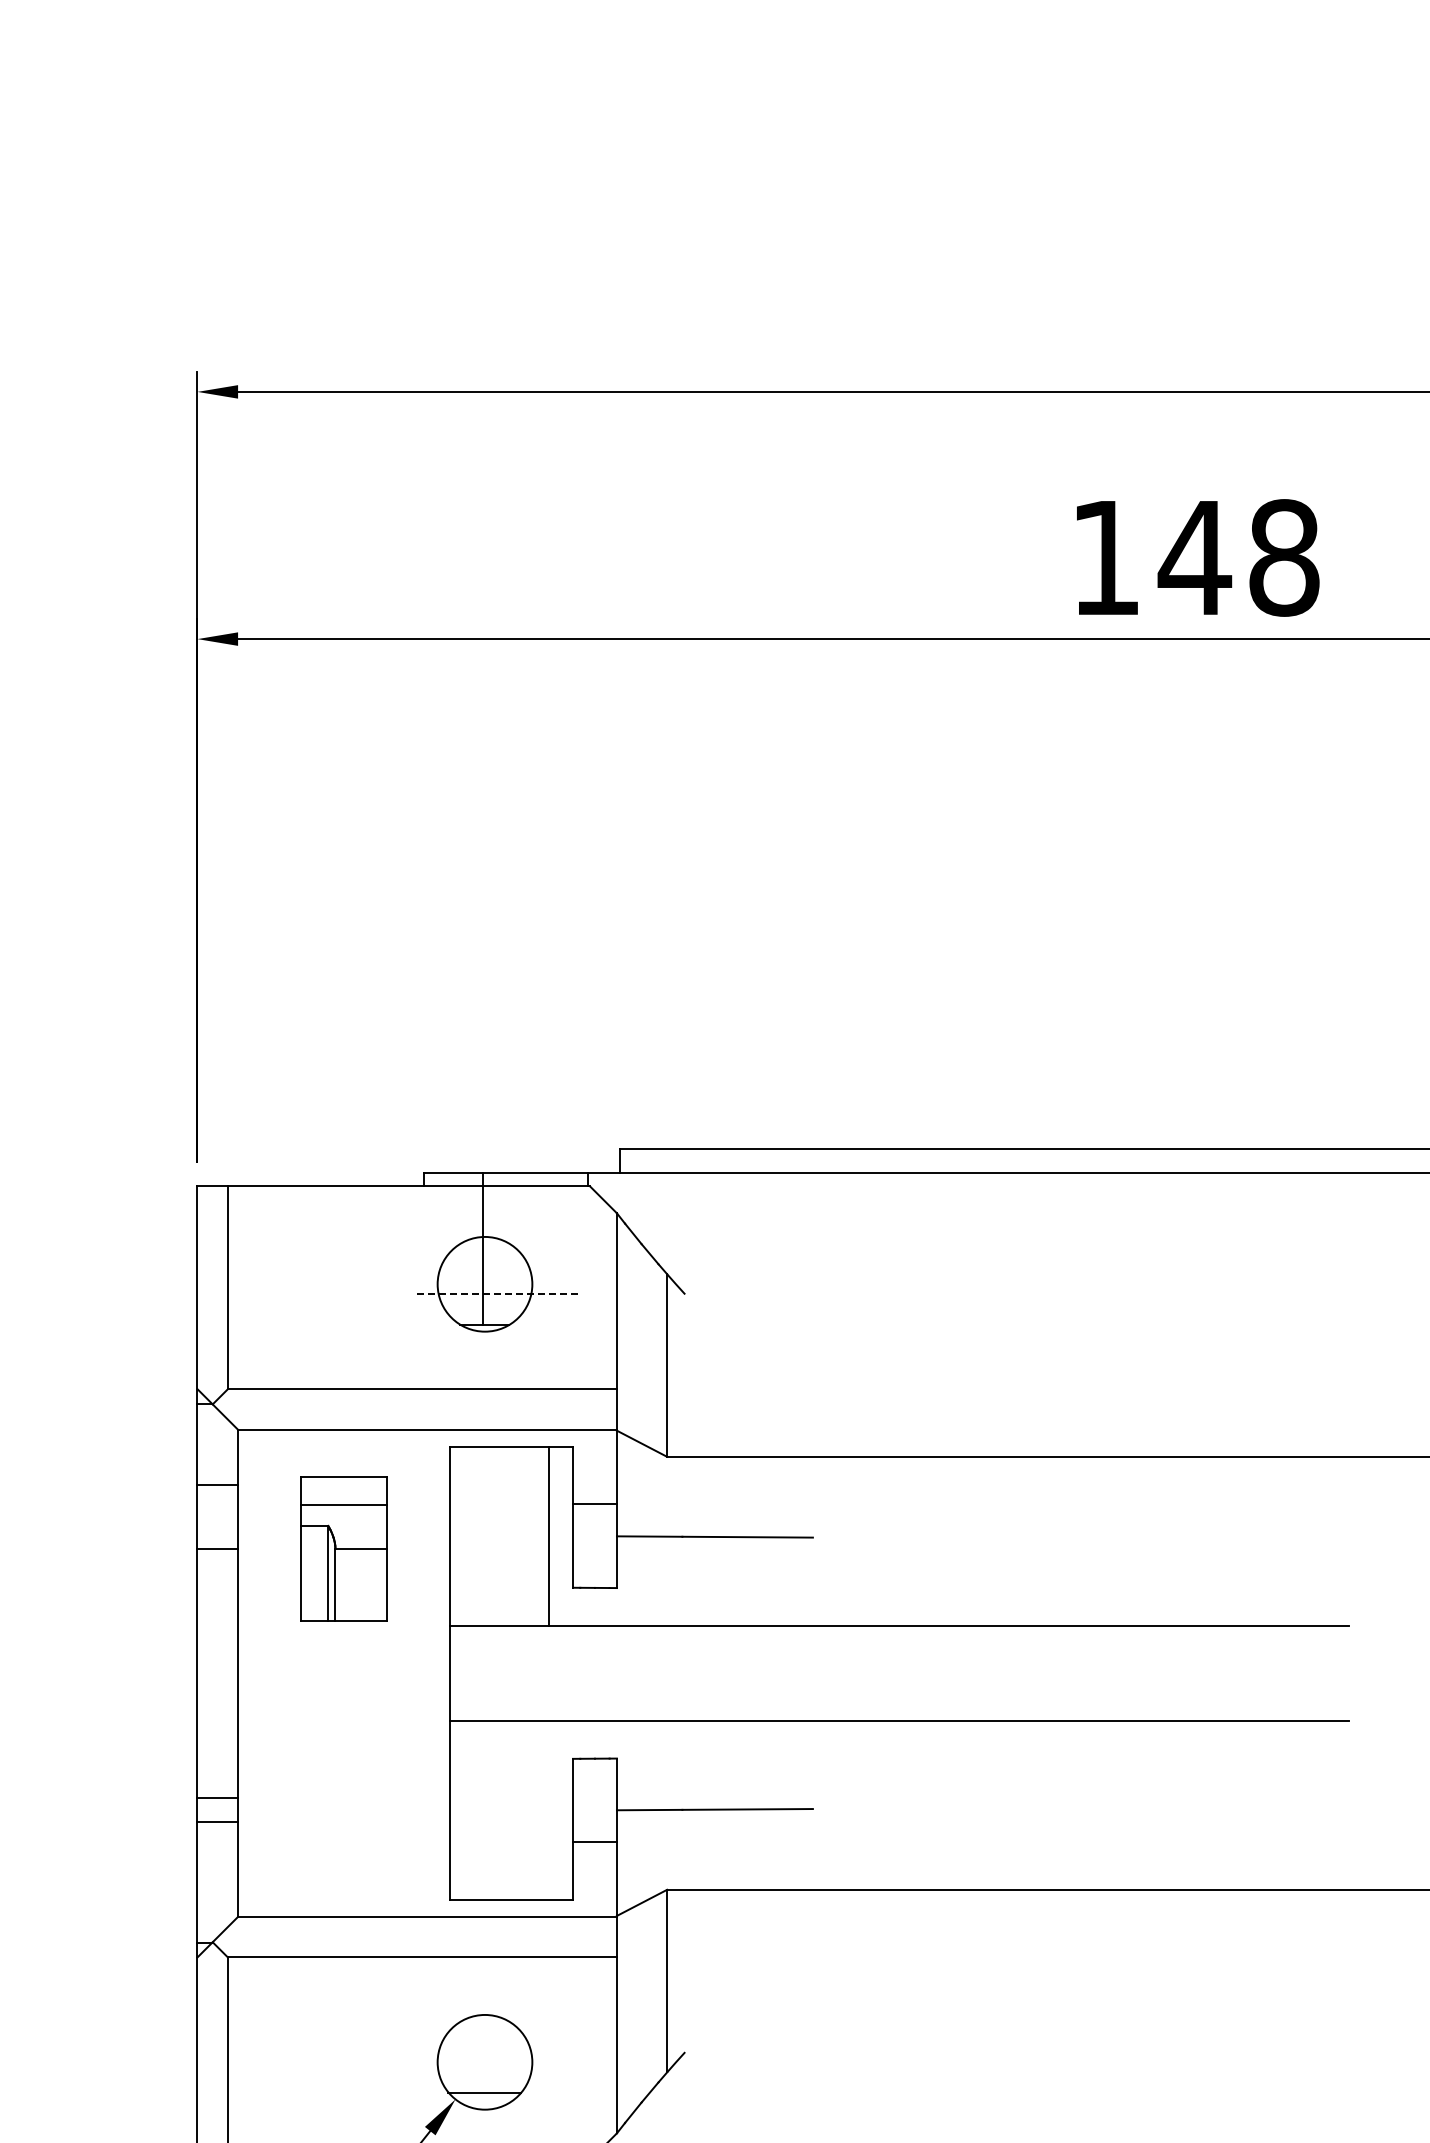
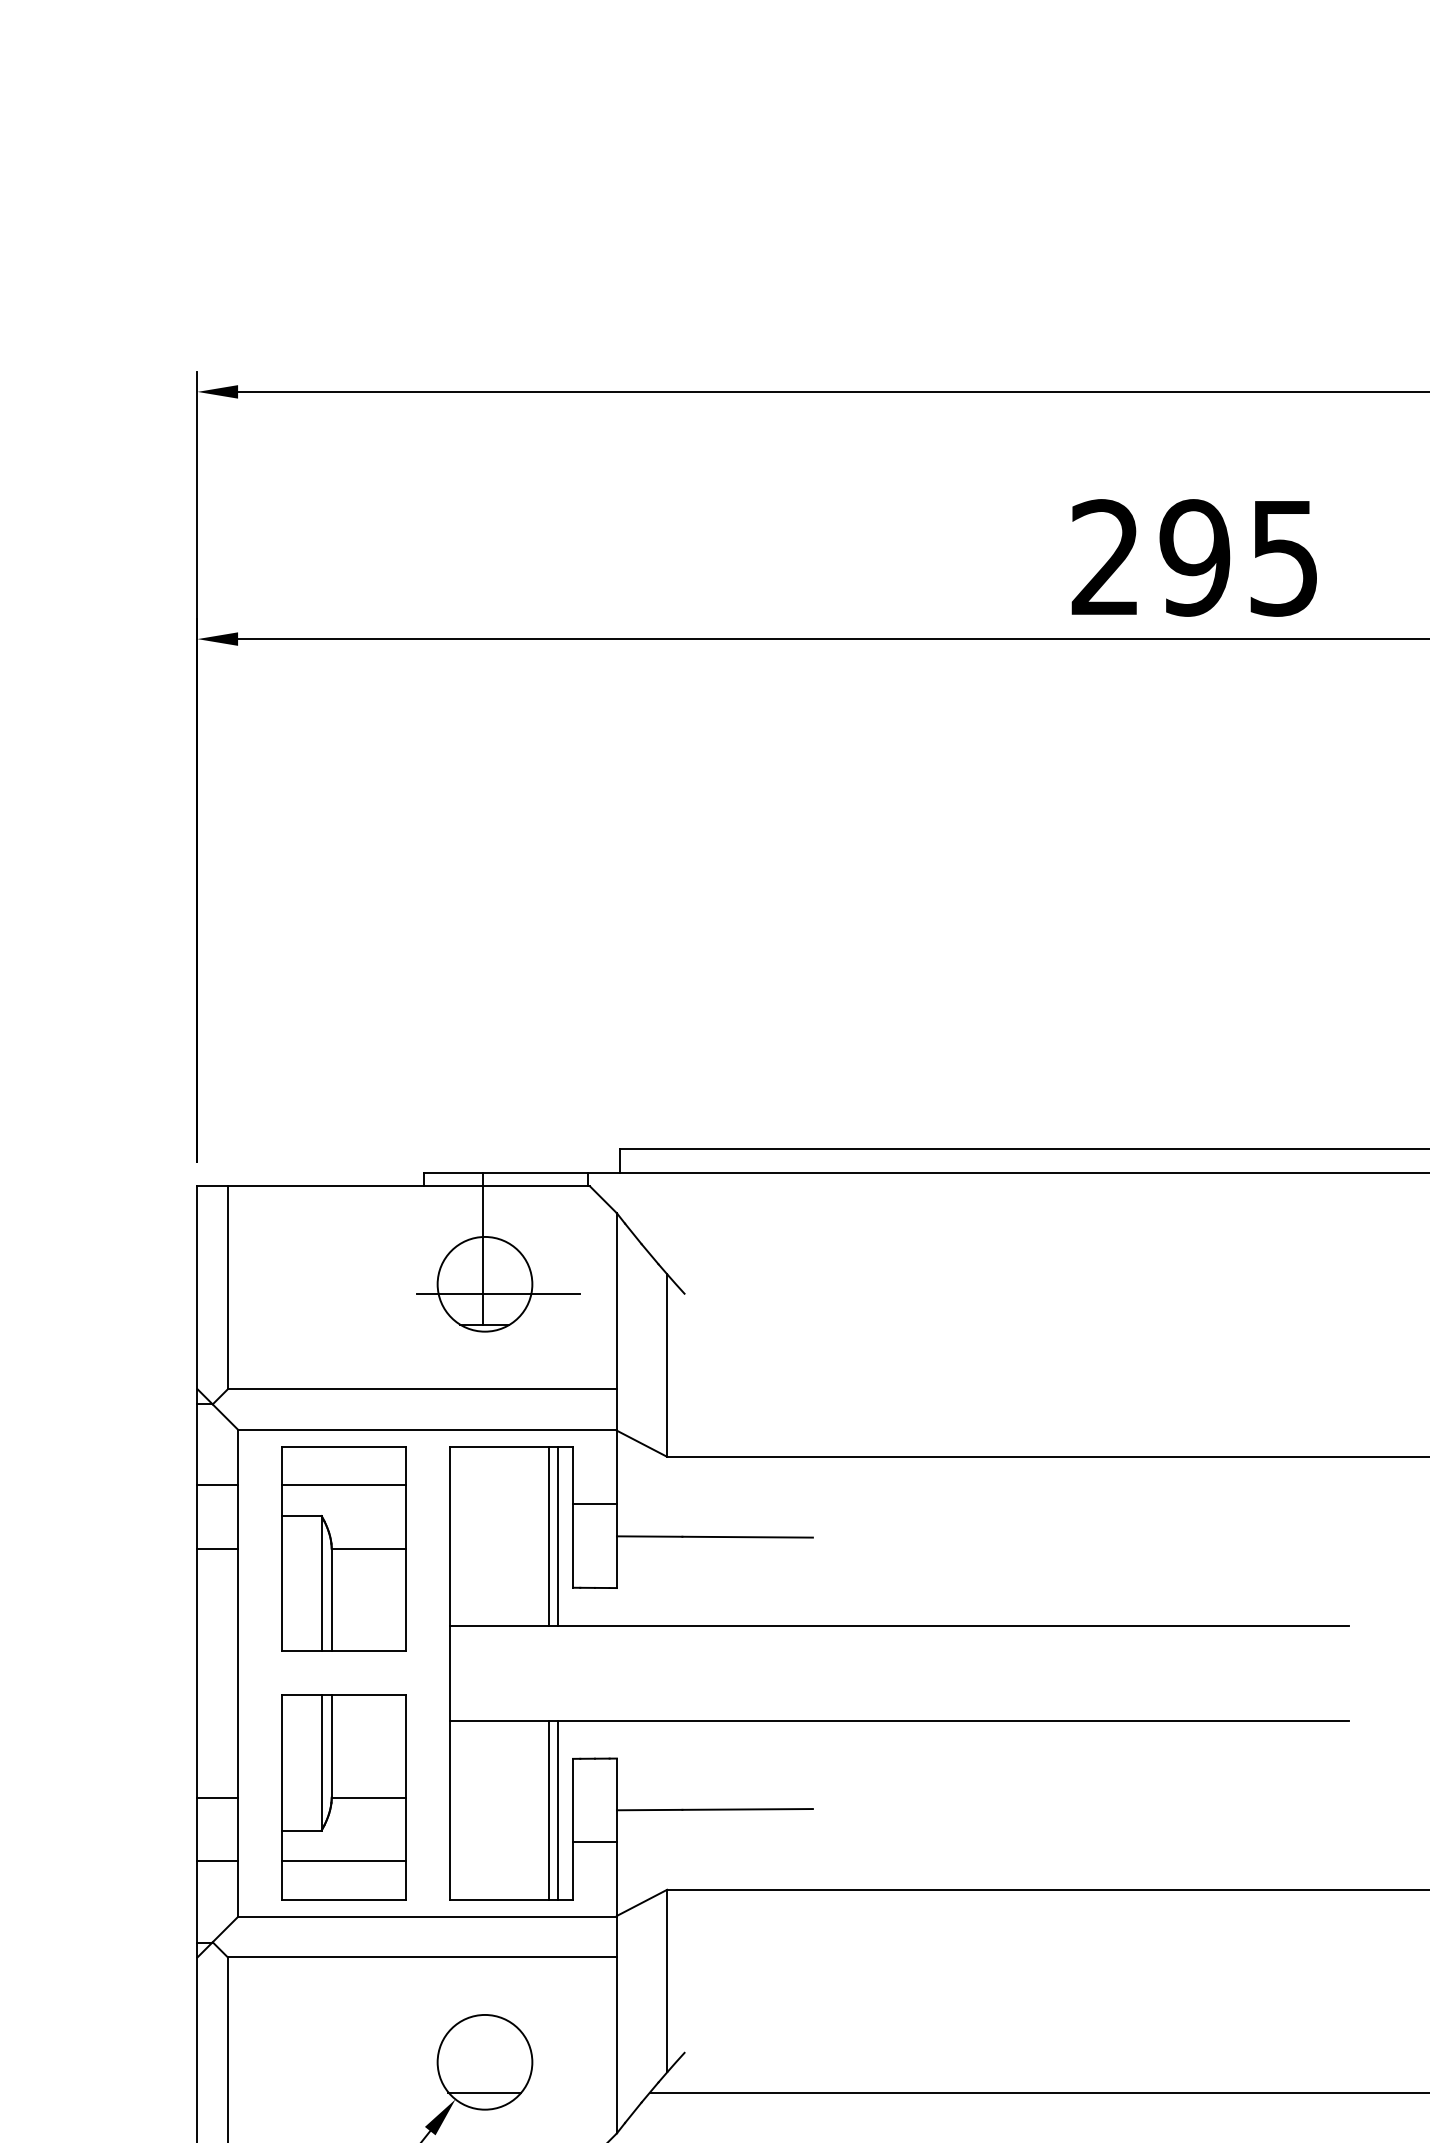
text: 148 -> 295 (1195, 557)
line: dashed -> solid (499, 1294)
line: none -> present (558, 1535)
part size: 88x146 px -> 126x206 px (343, 1548)
part: none -> present (343, 1797)
line: none -> present (549, 1809)
line: none -> present (558, 1809)
line position: (217, 1822) -> (217, 1861) (217, 1861)
line: none -> present (1037, 2092)
